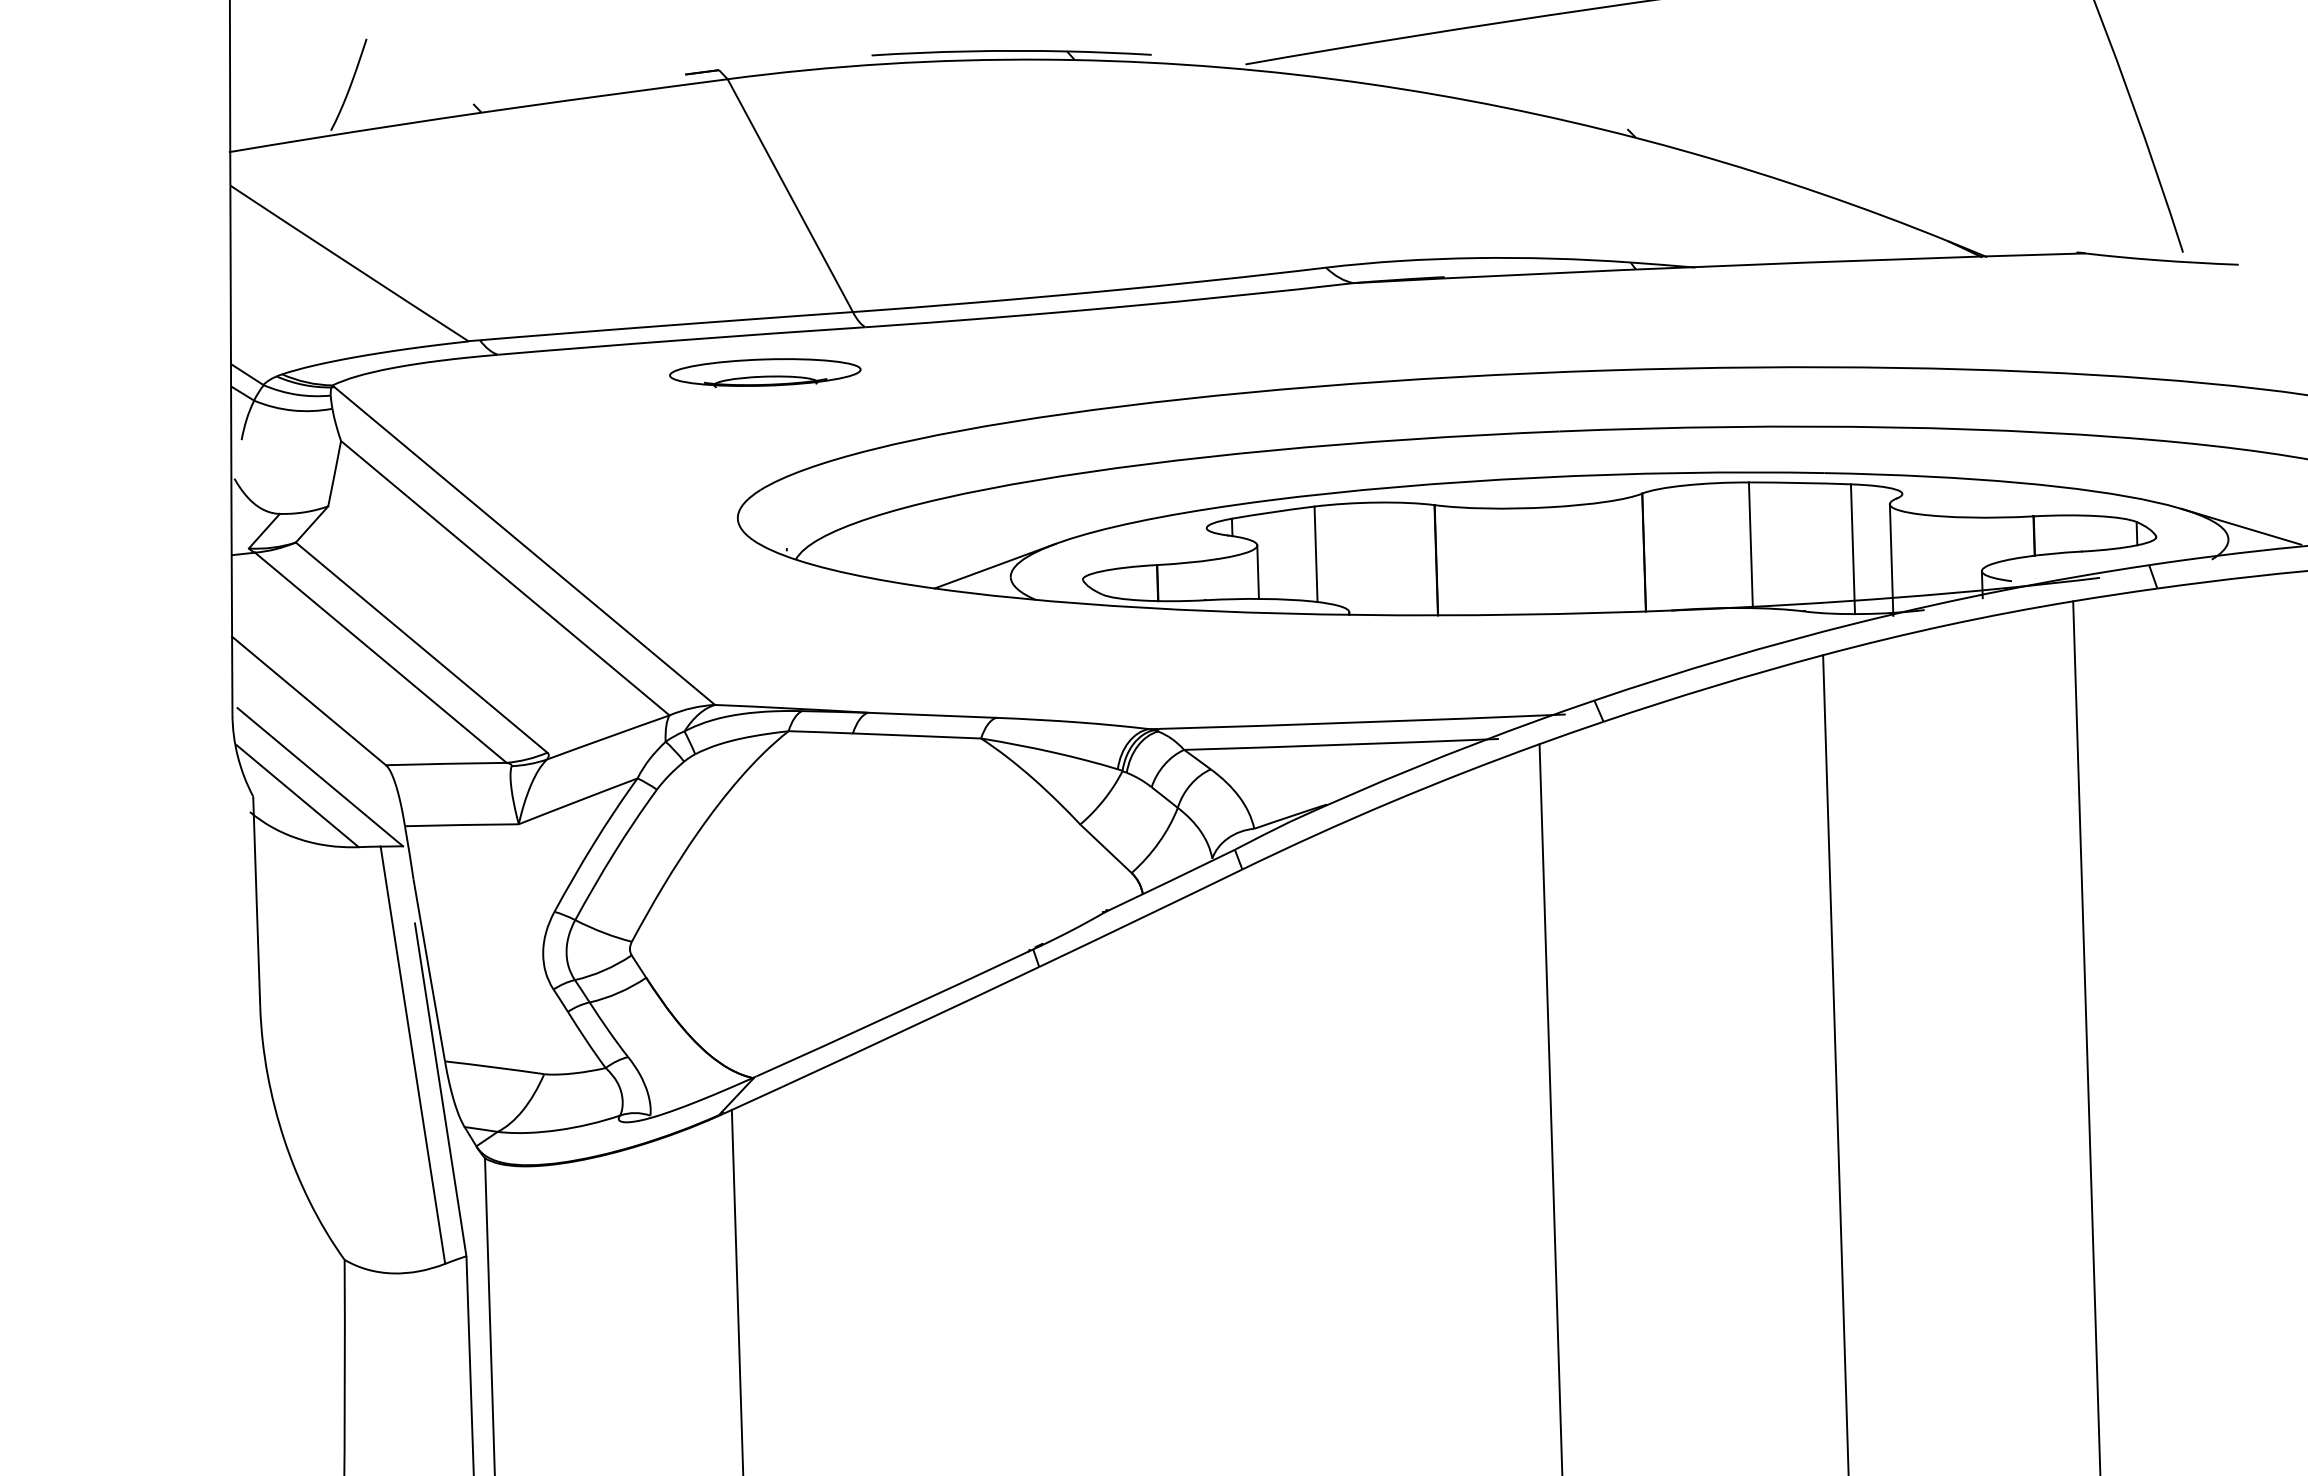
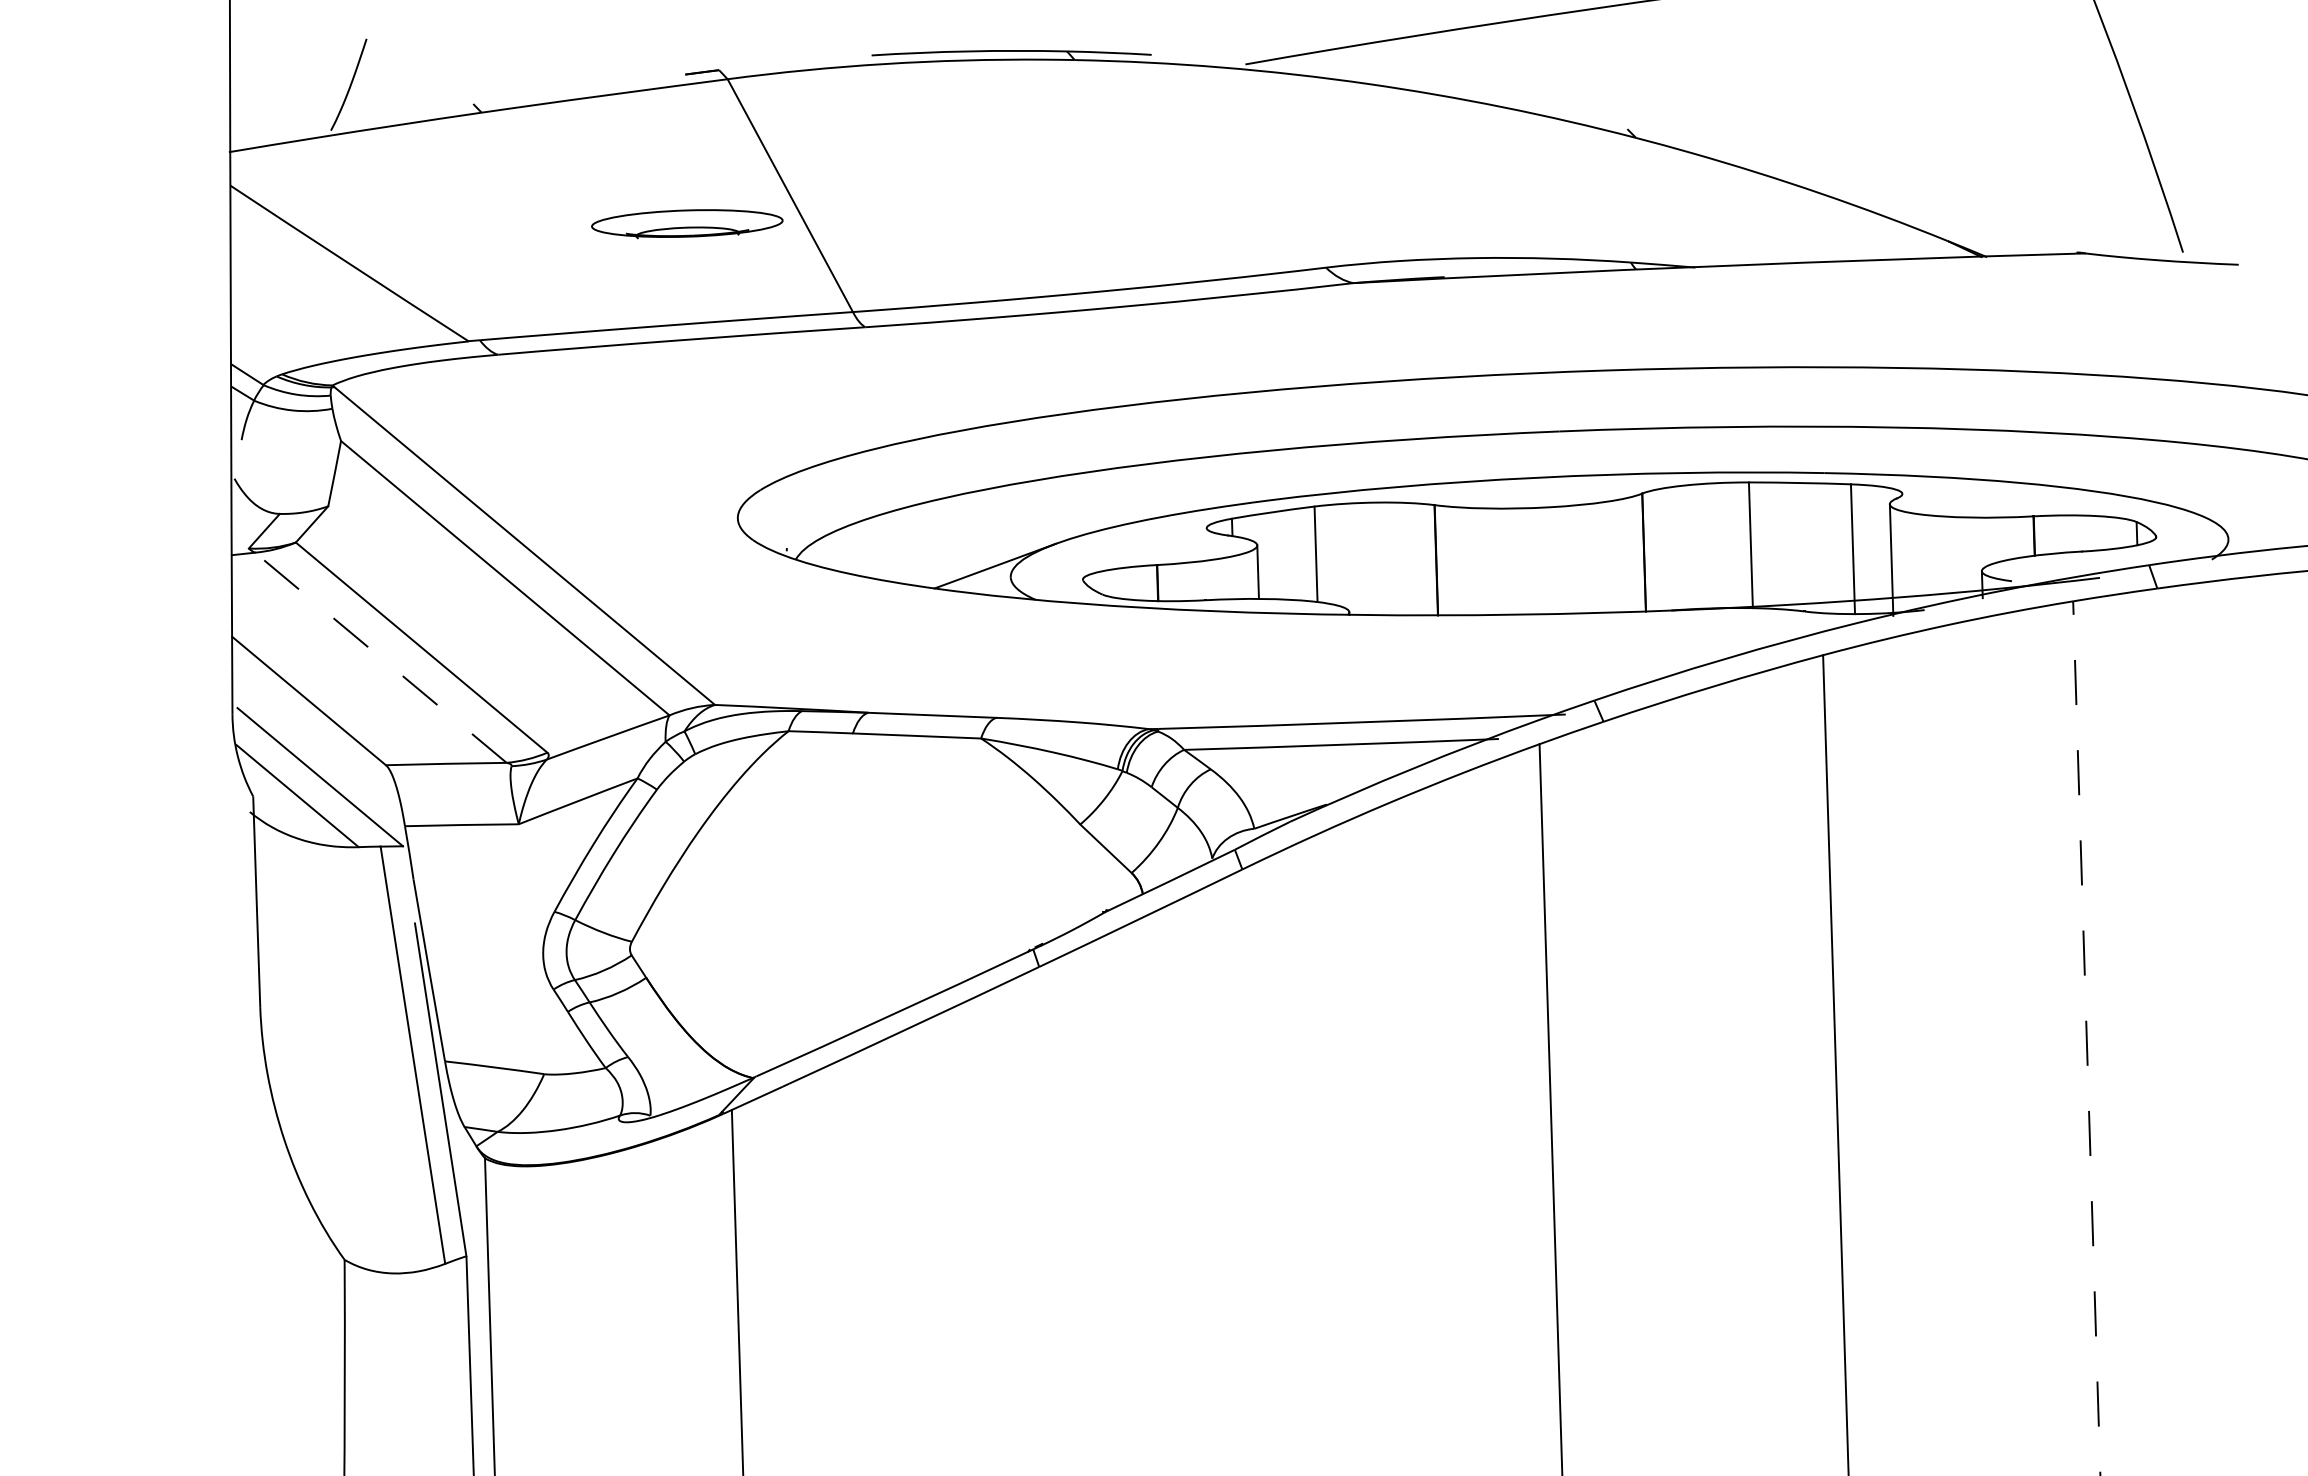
part position: (765, 373) -> (687, 224) (687, 224)
line: present -> none (2241, 526)
line: solid -> dashed (380, 657)
line: solid -> dashed (2086, 1038)
